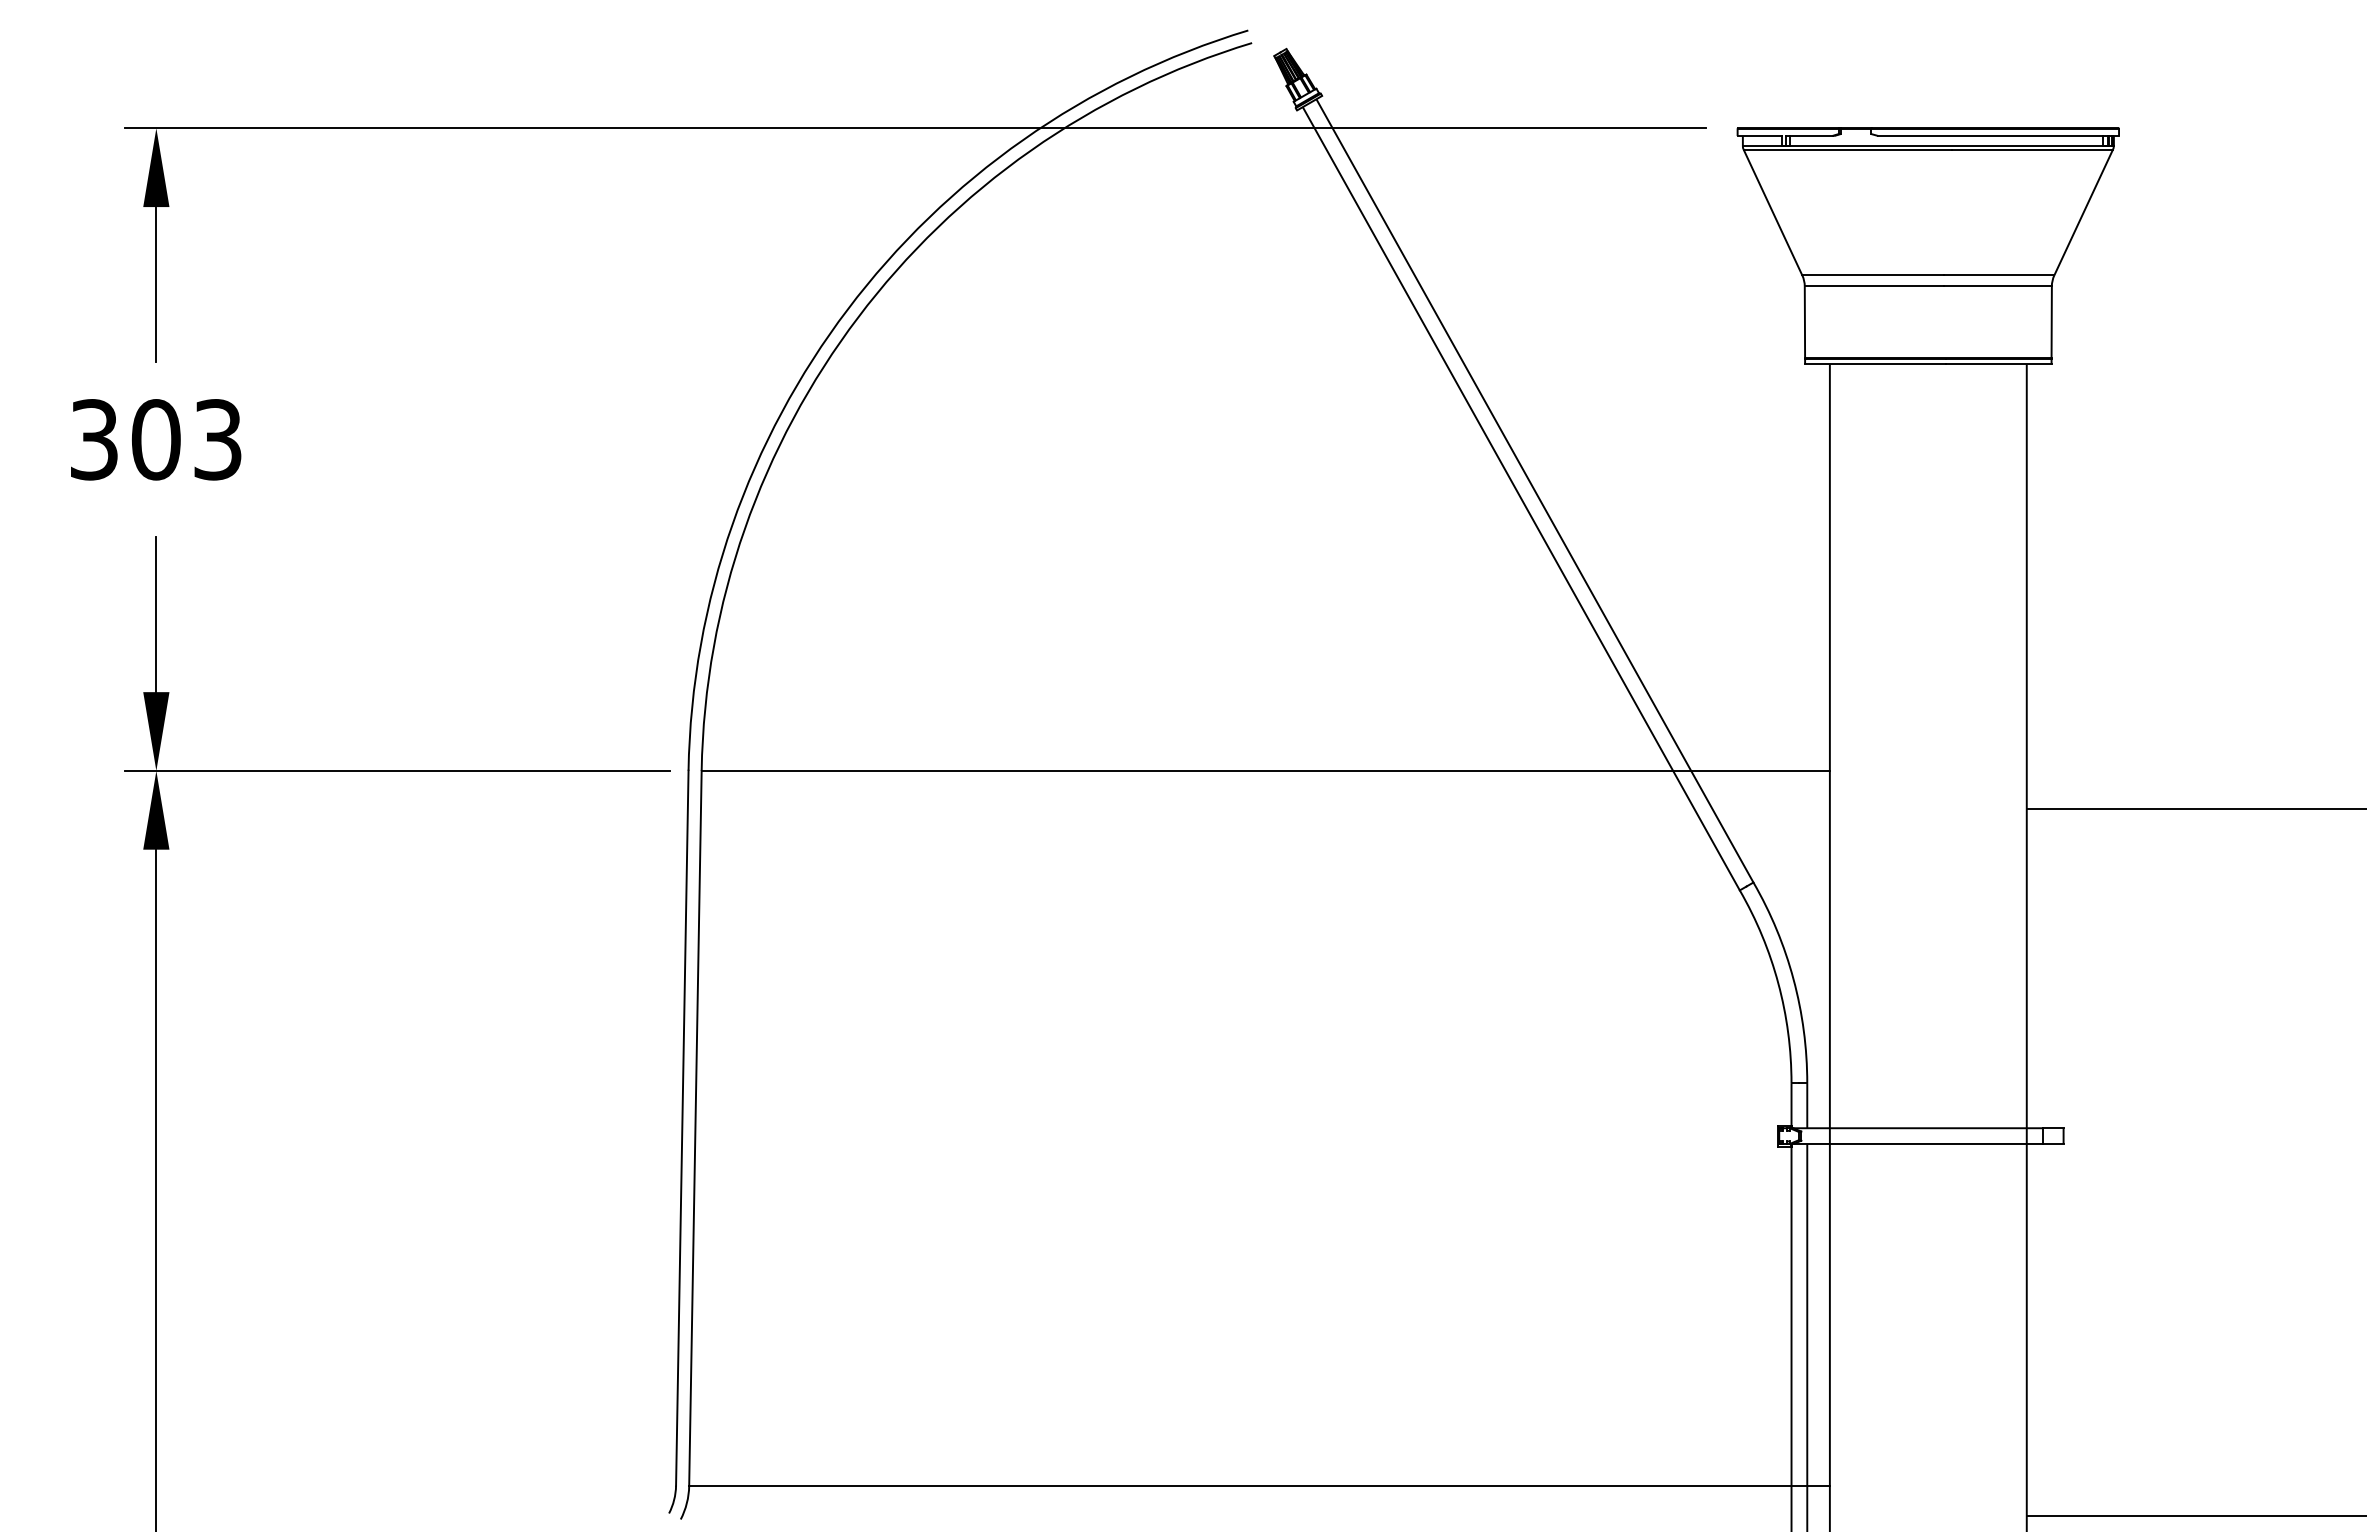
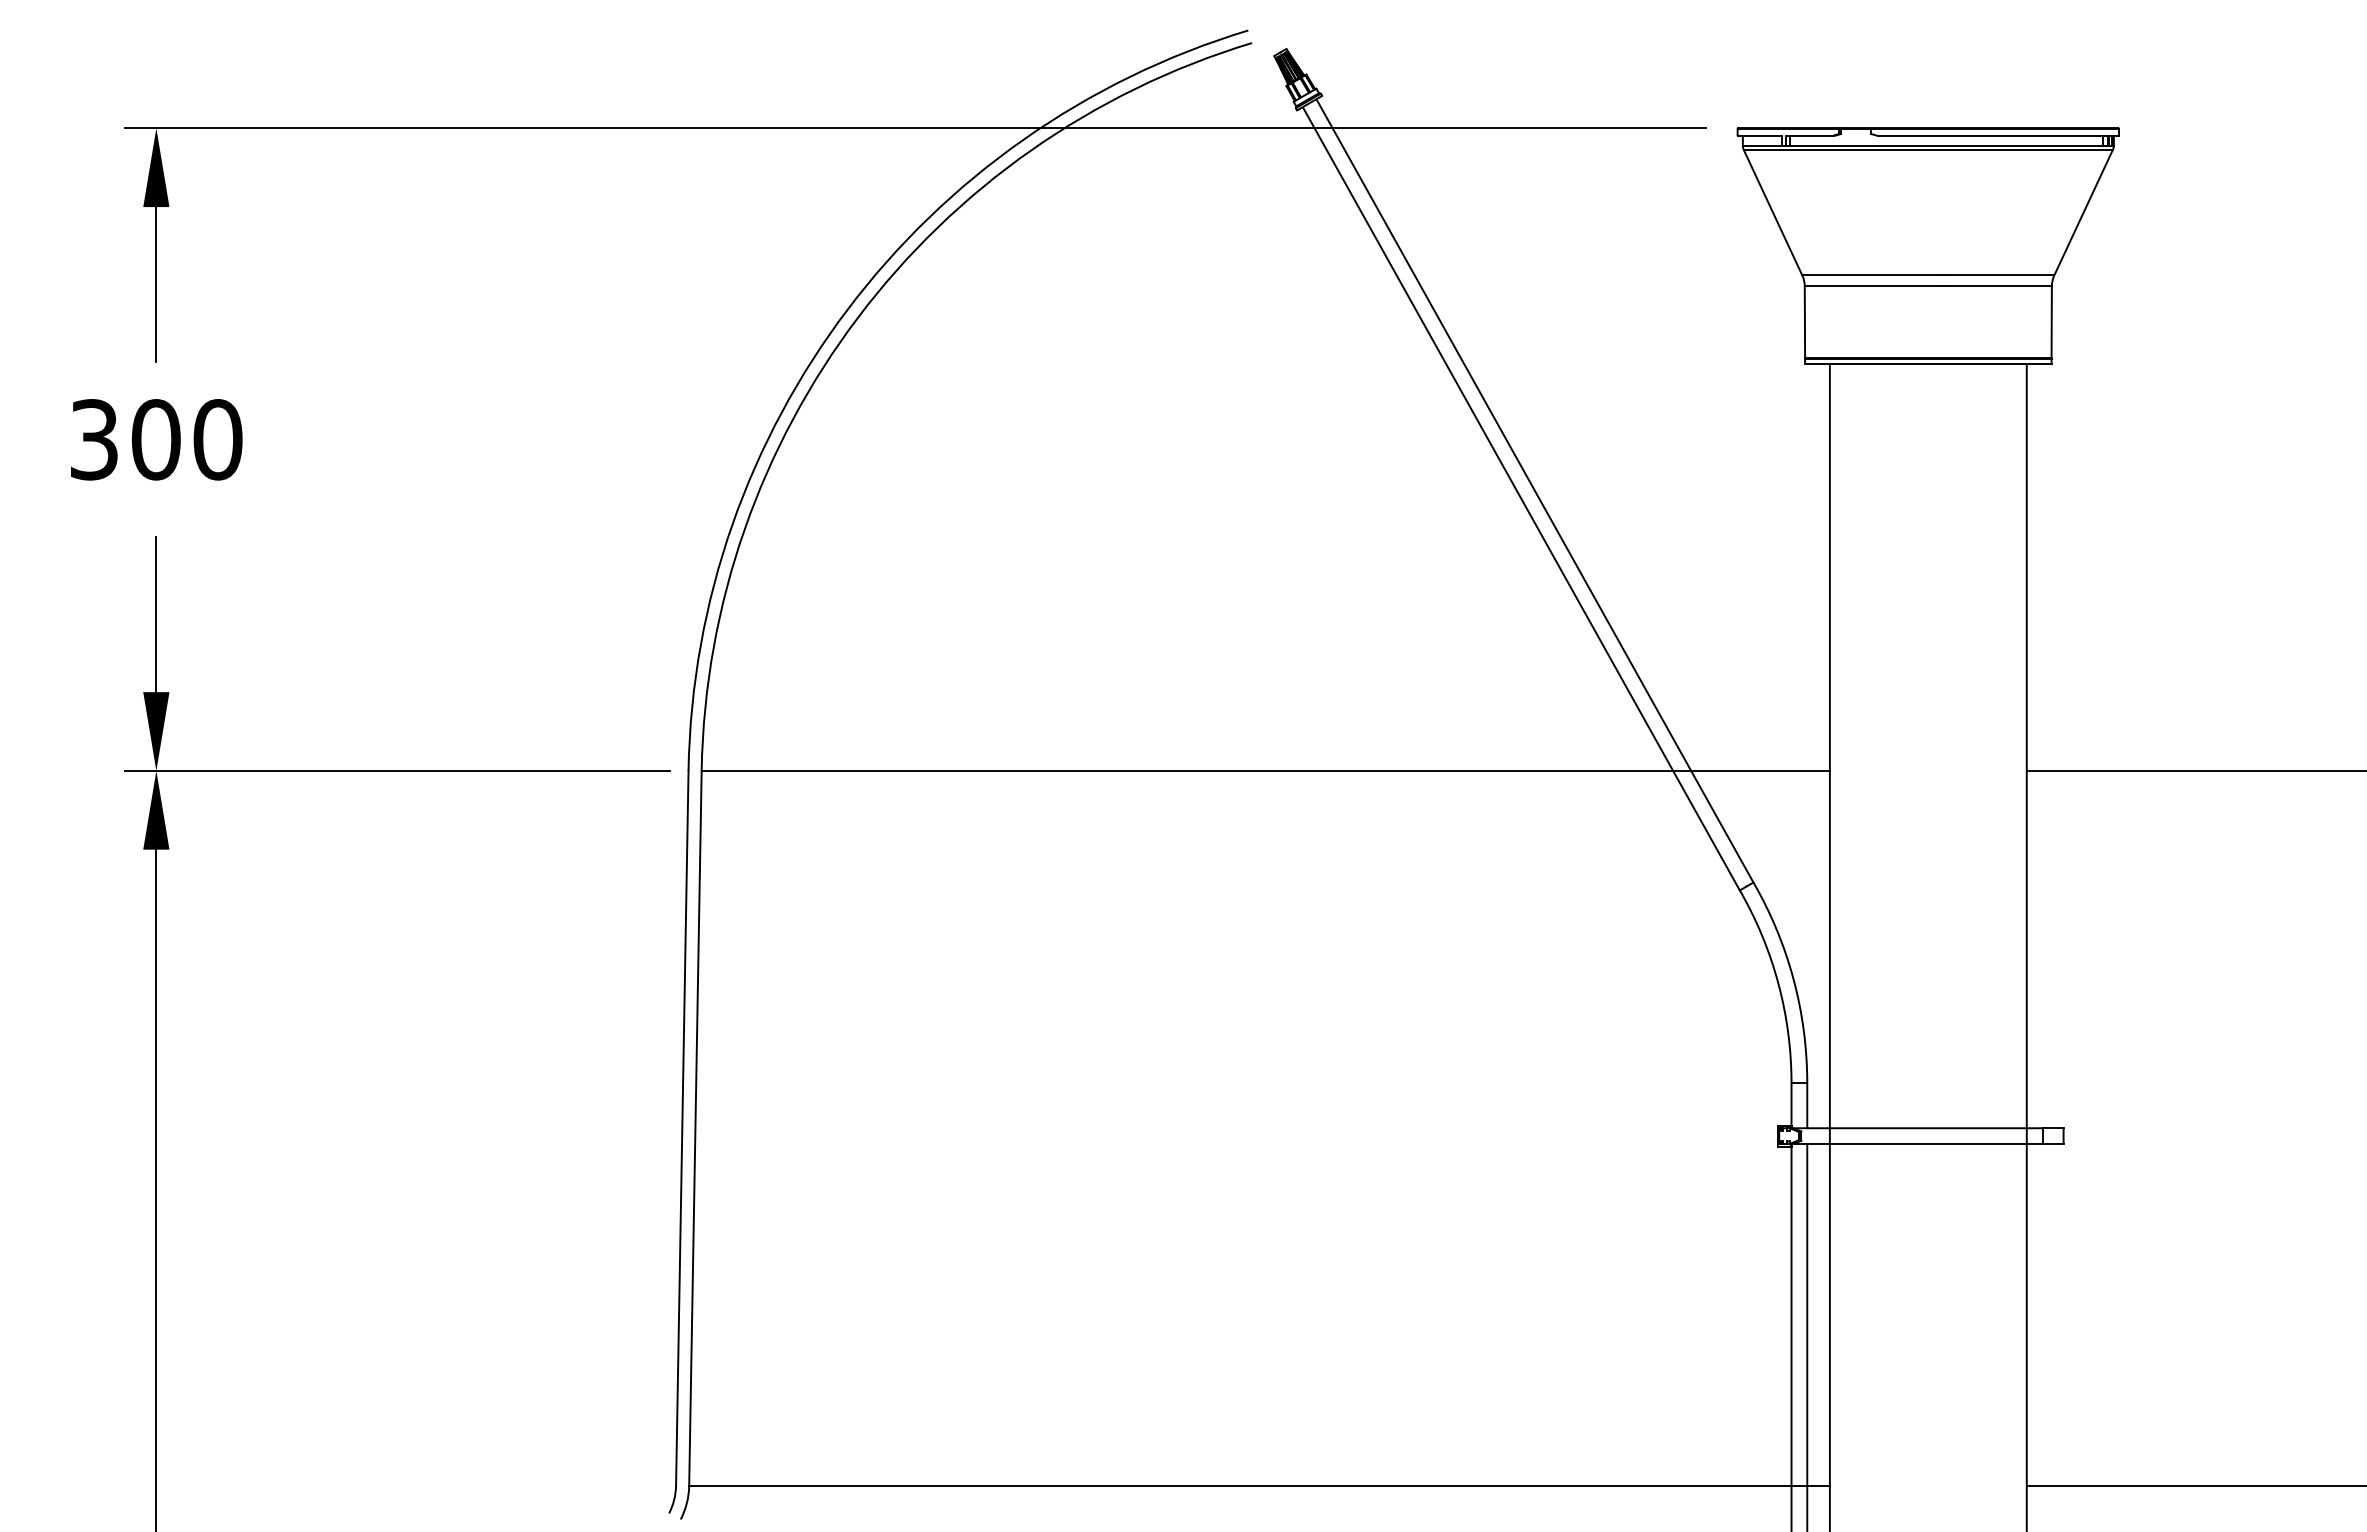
text: 303 -> 300 (217, 439)
line position: (2194, 808) -> (2194, 770) (2194, 770)
line position: (2194, 1515) -> (2194, 1485) (2194, 1485)
